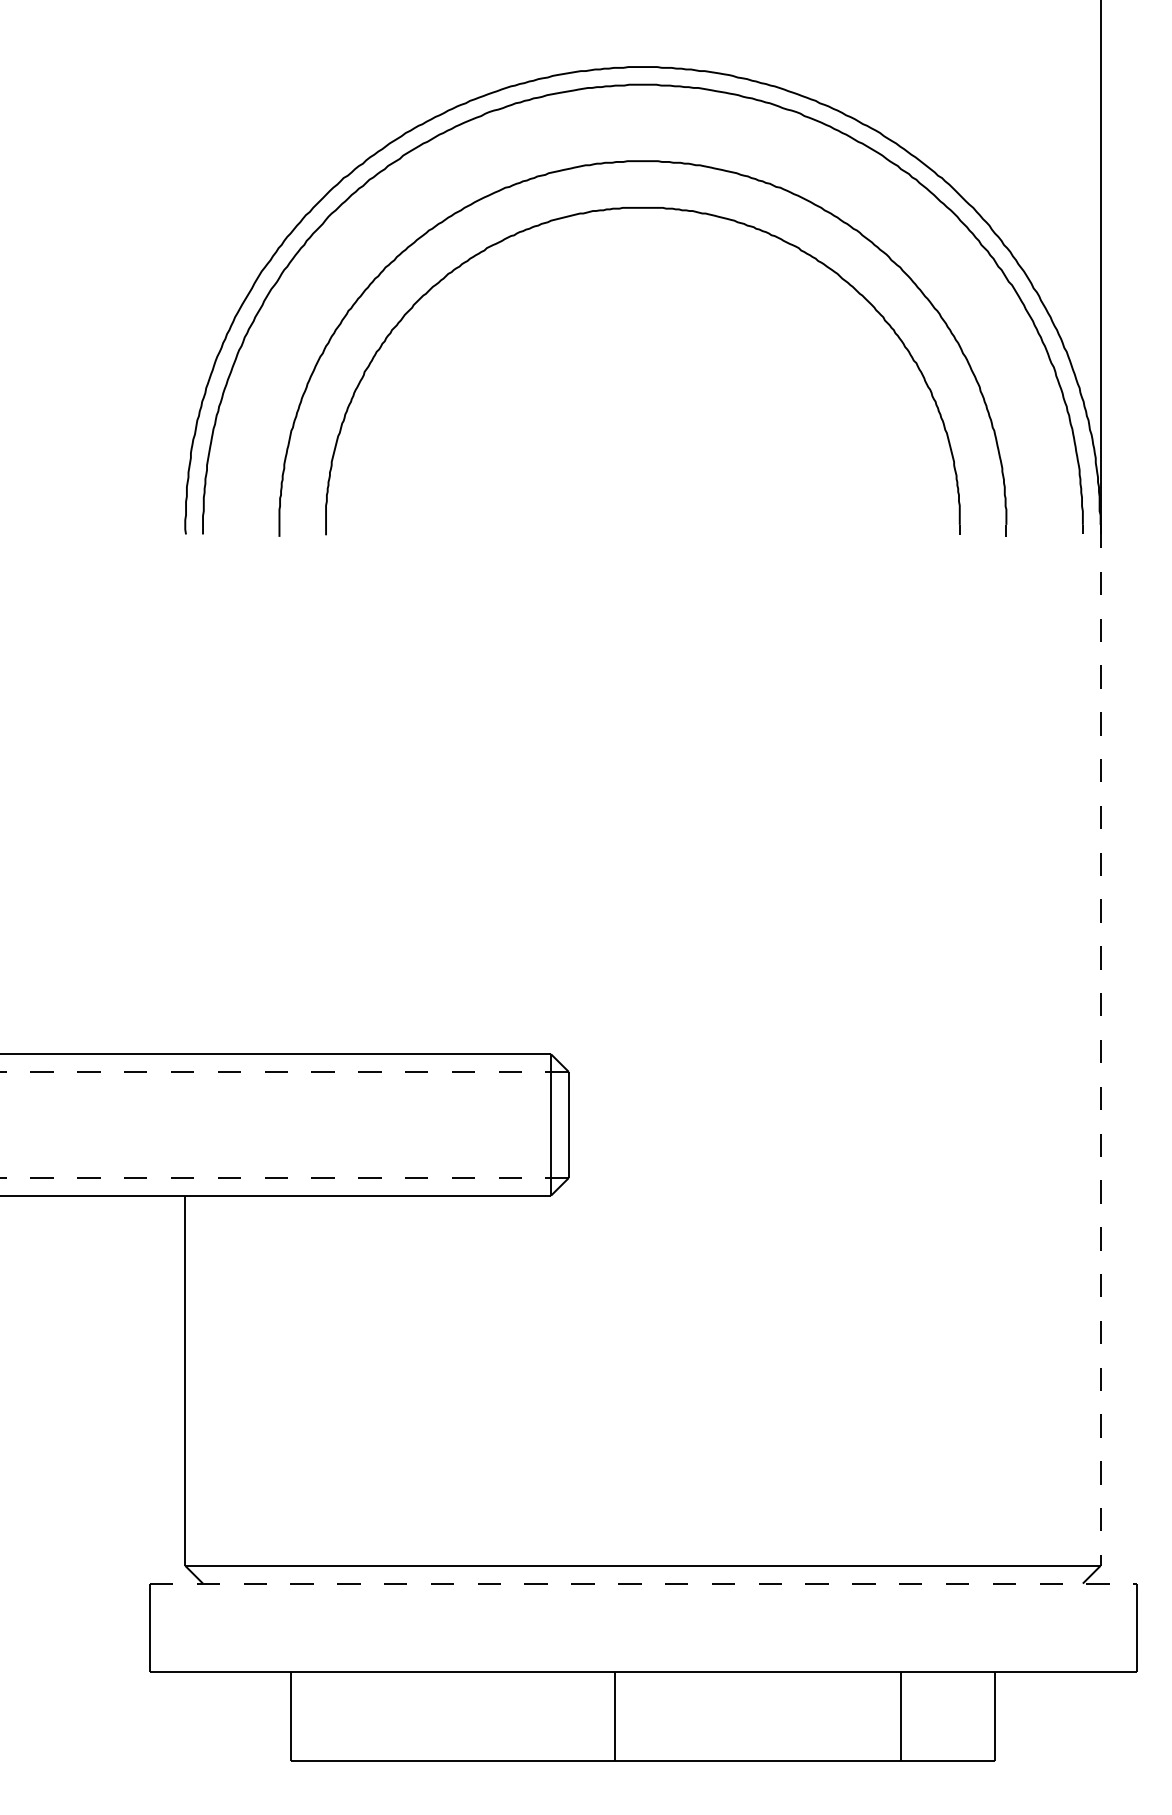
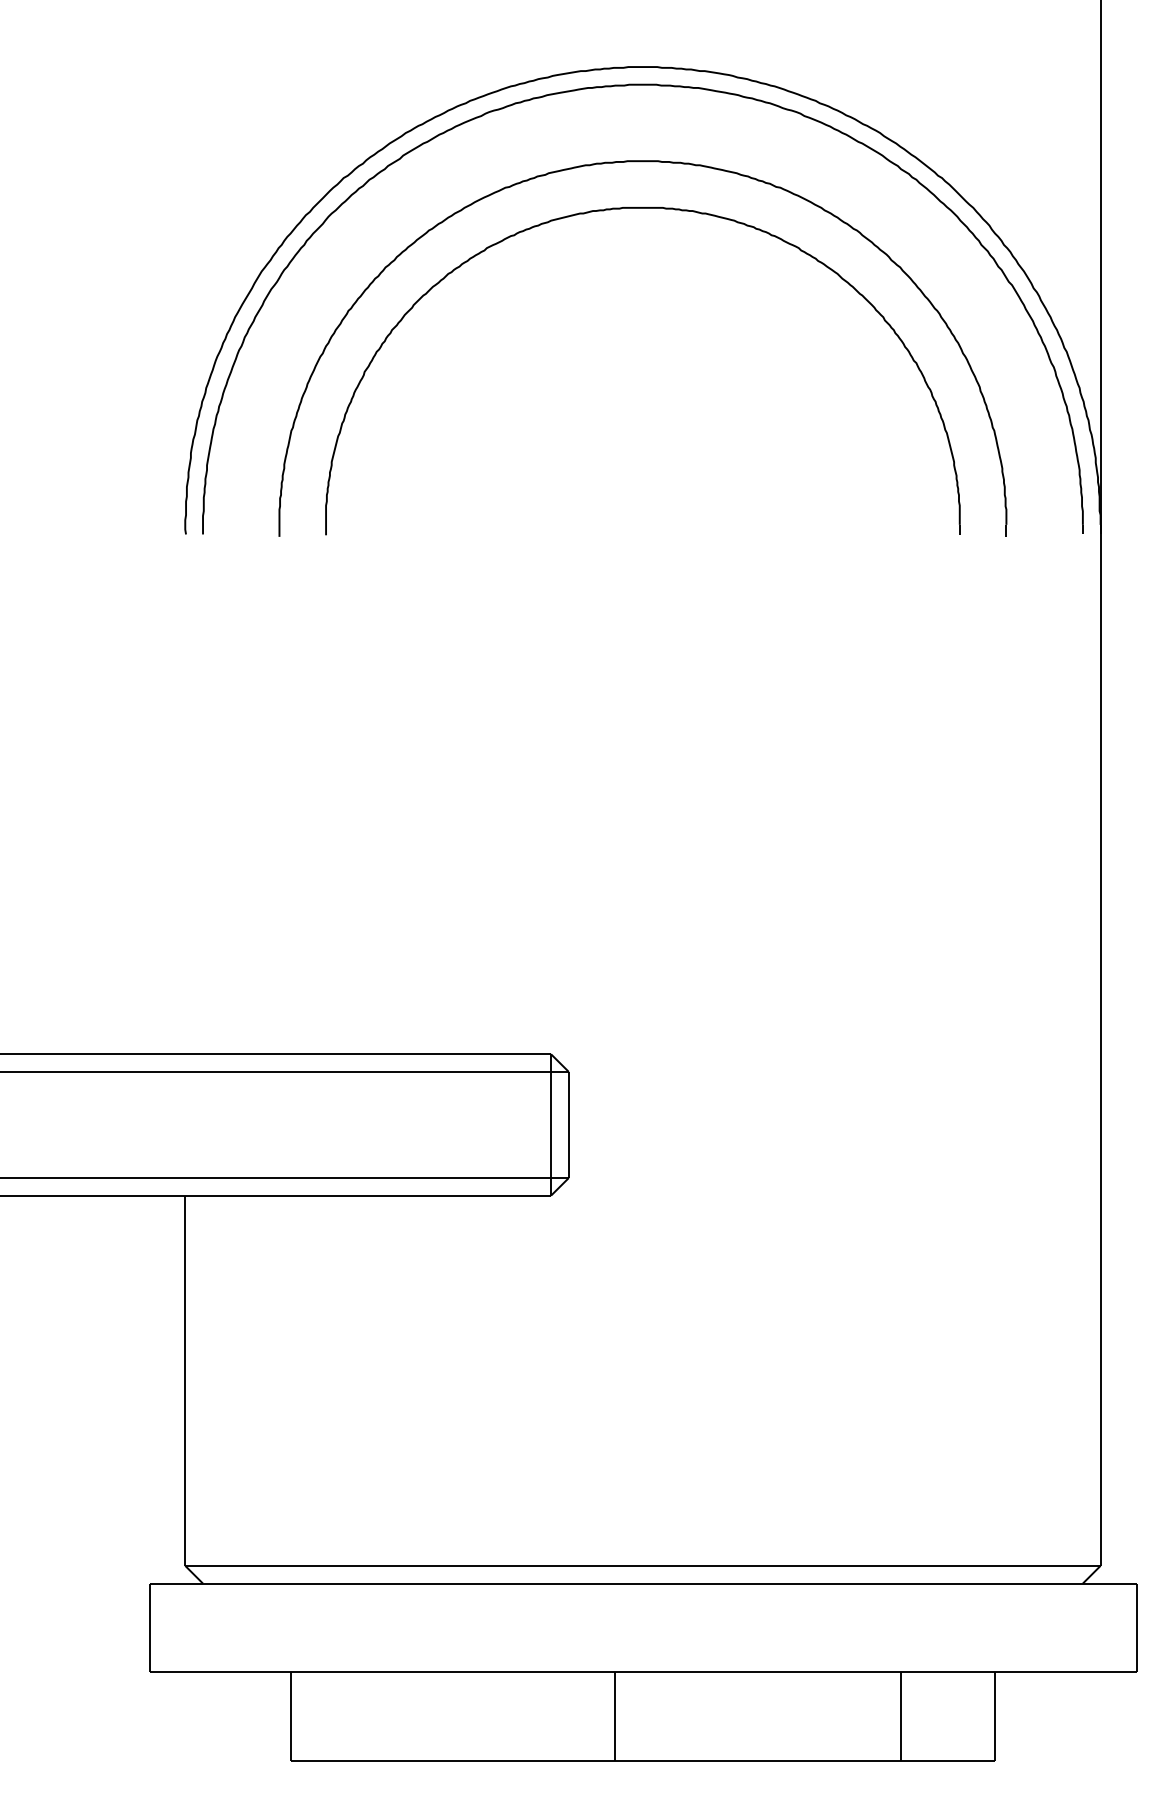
line: dashed -> solid (1100, 1045)
line: dashed -> solid (284, 1071)
line: dashed -> solid (284, 1178)
line: dashed -> solid (643, 1583)
